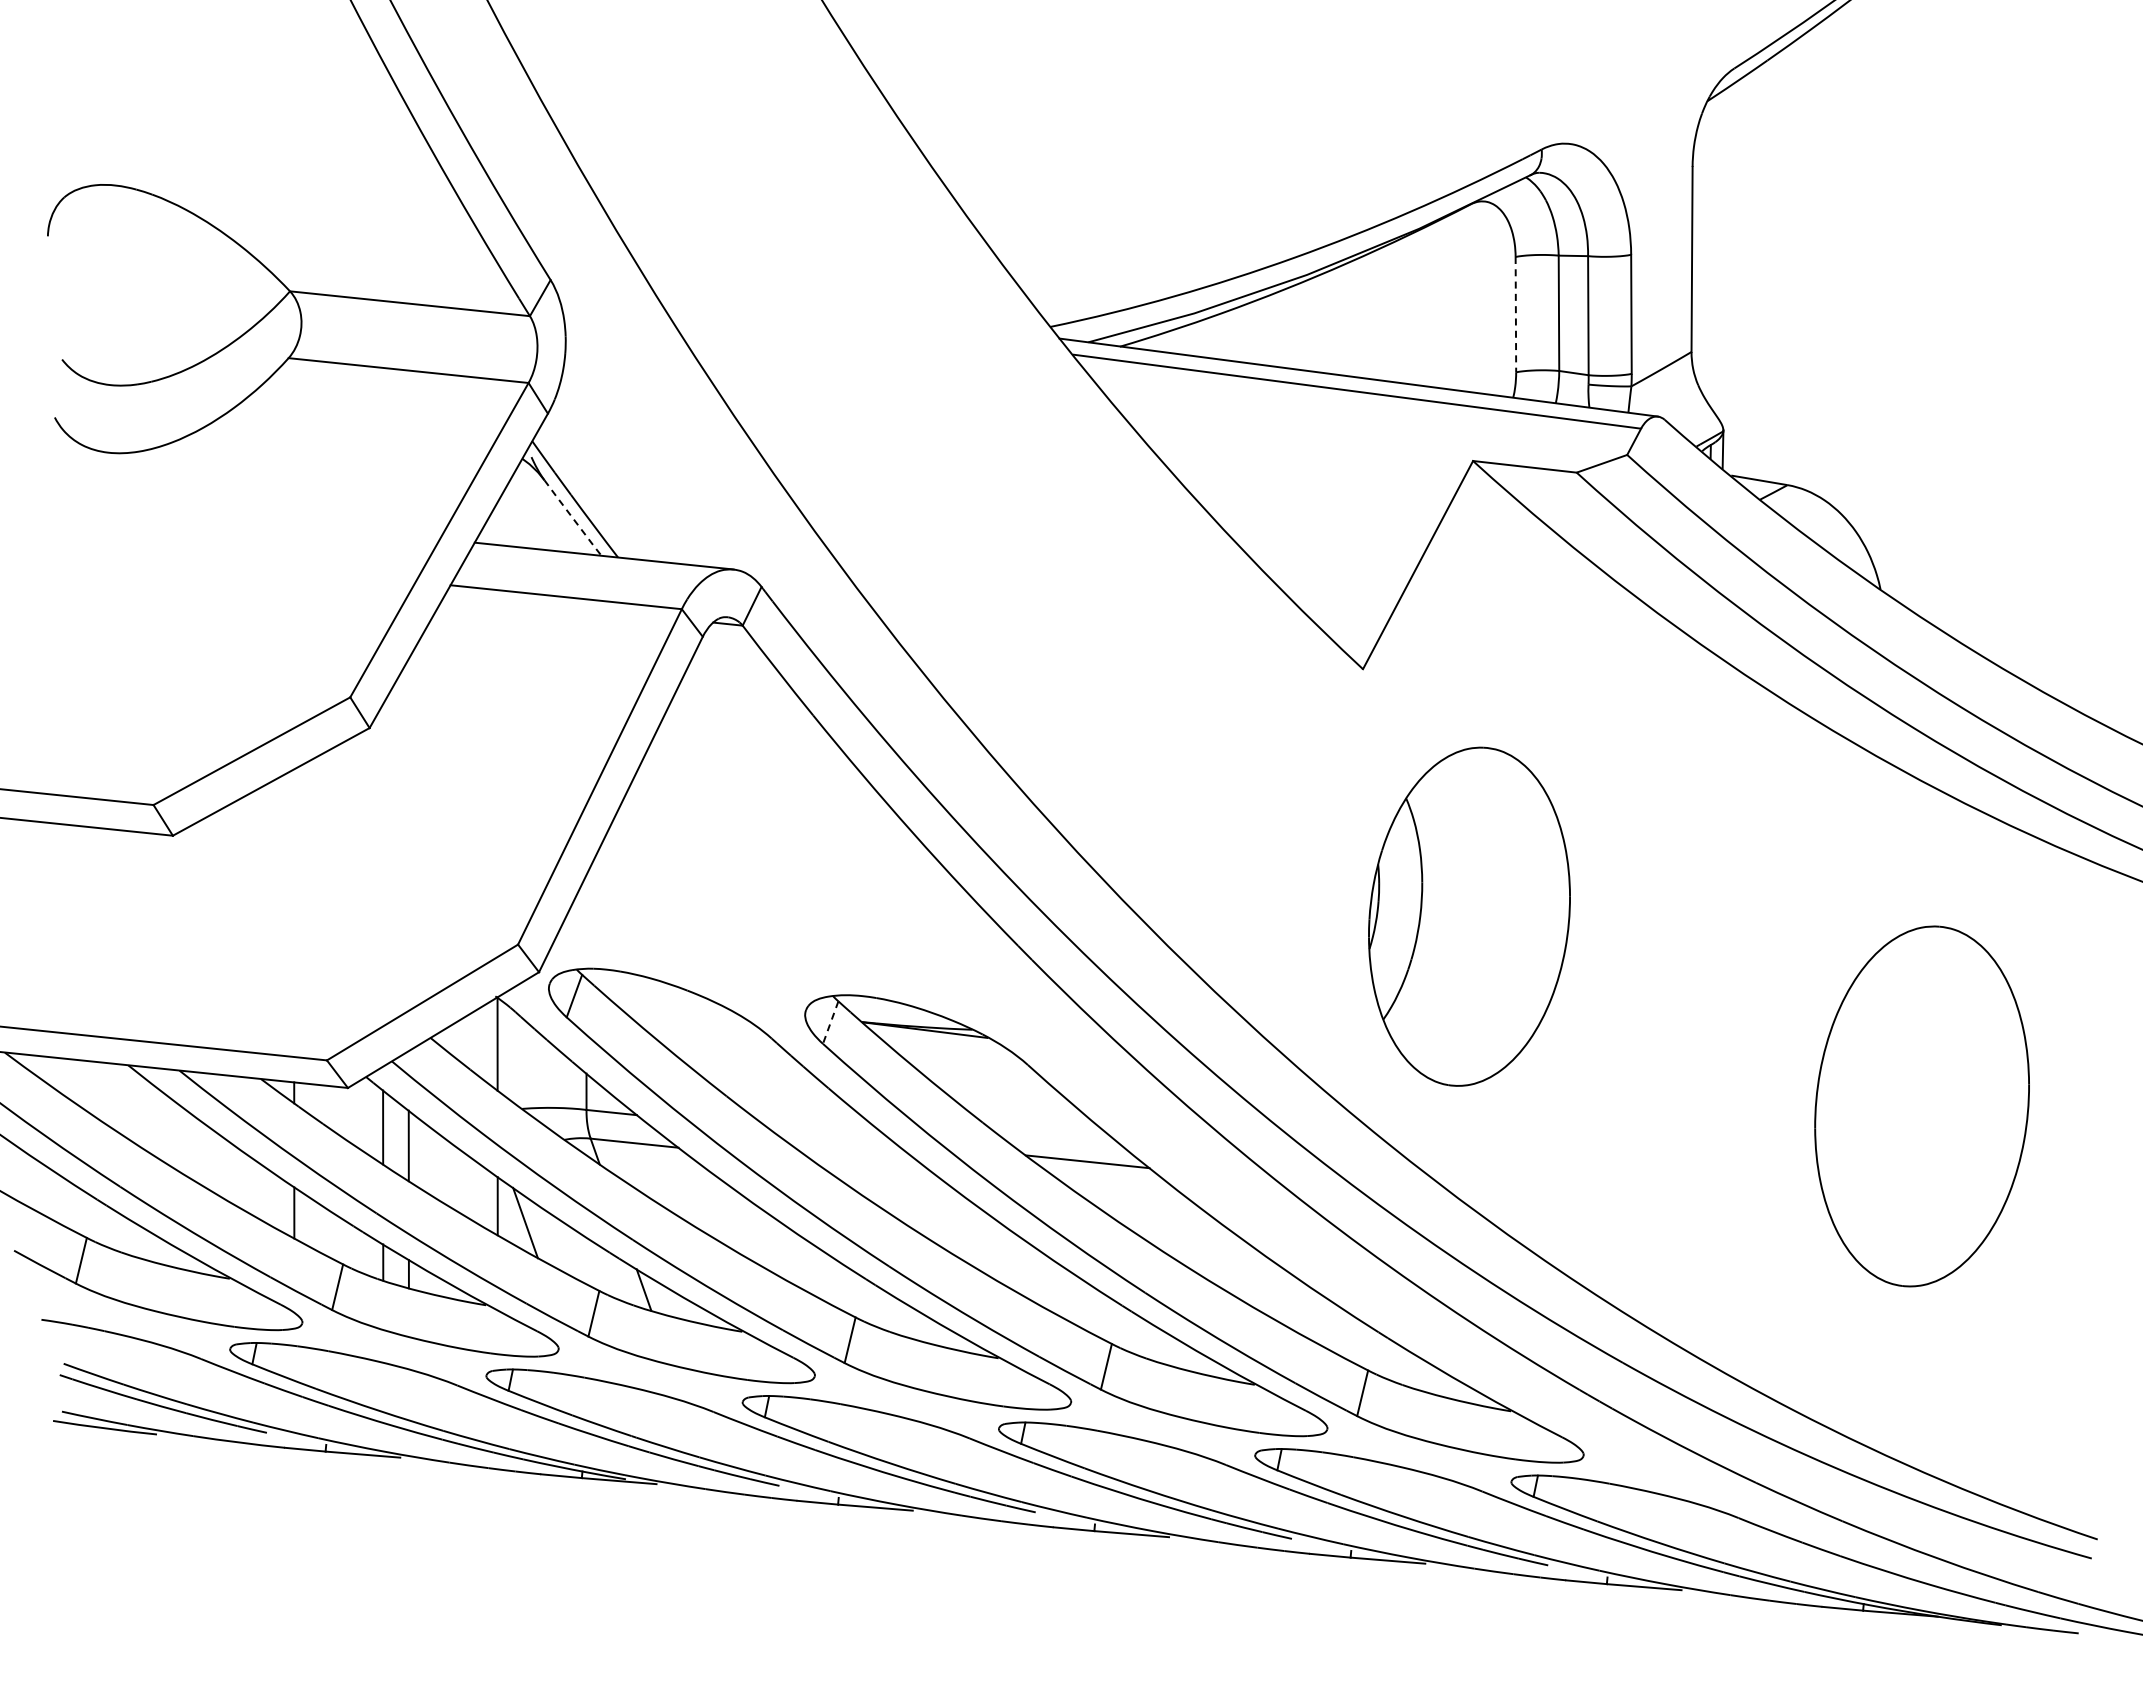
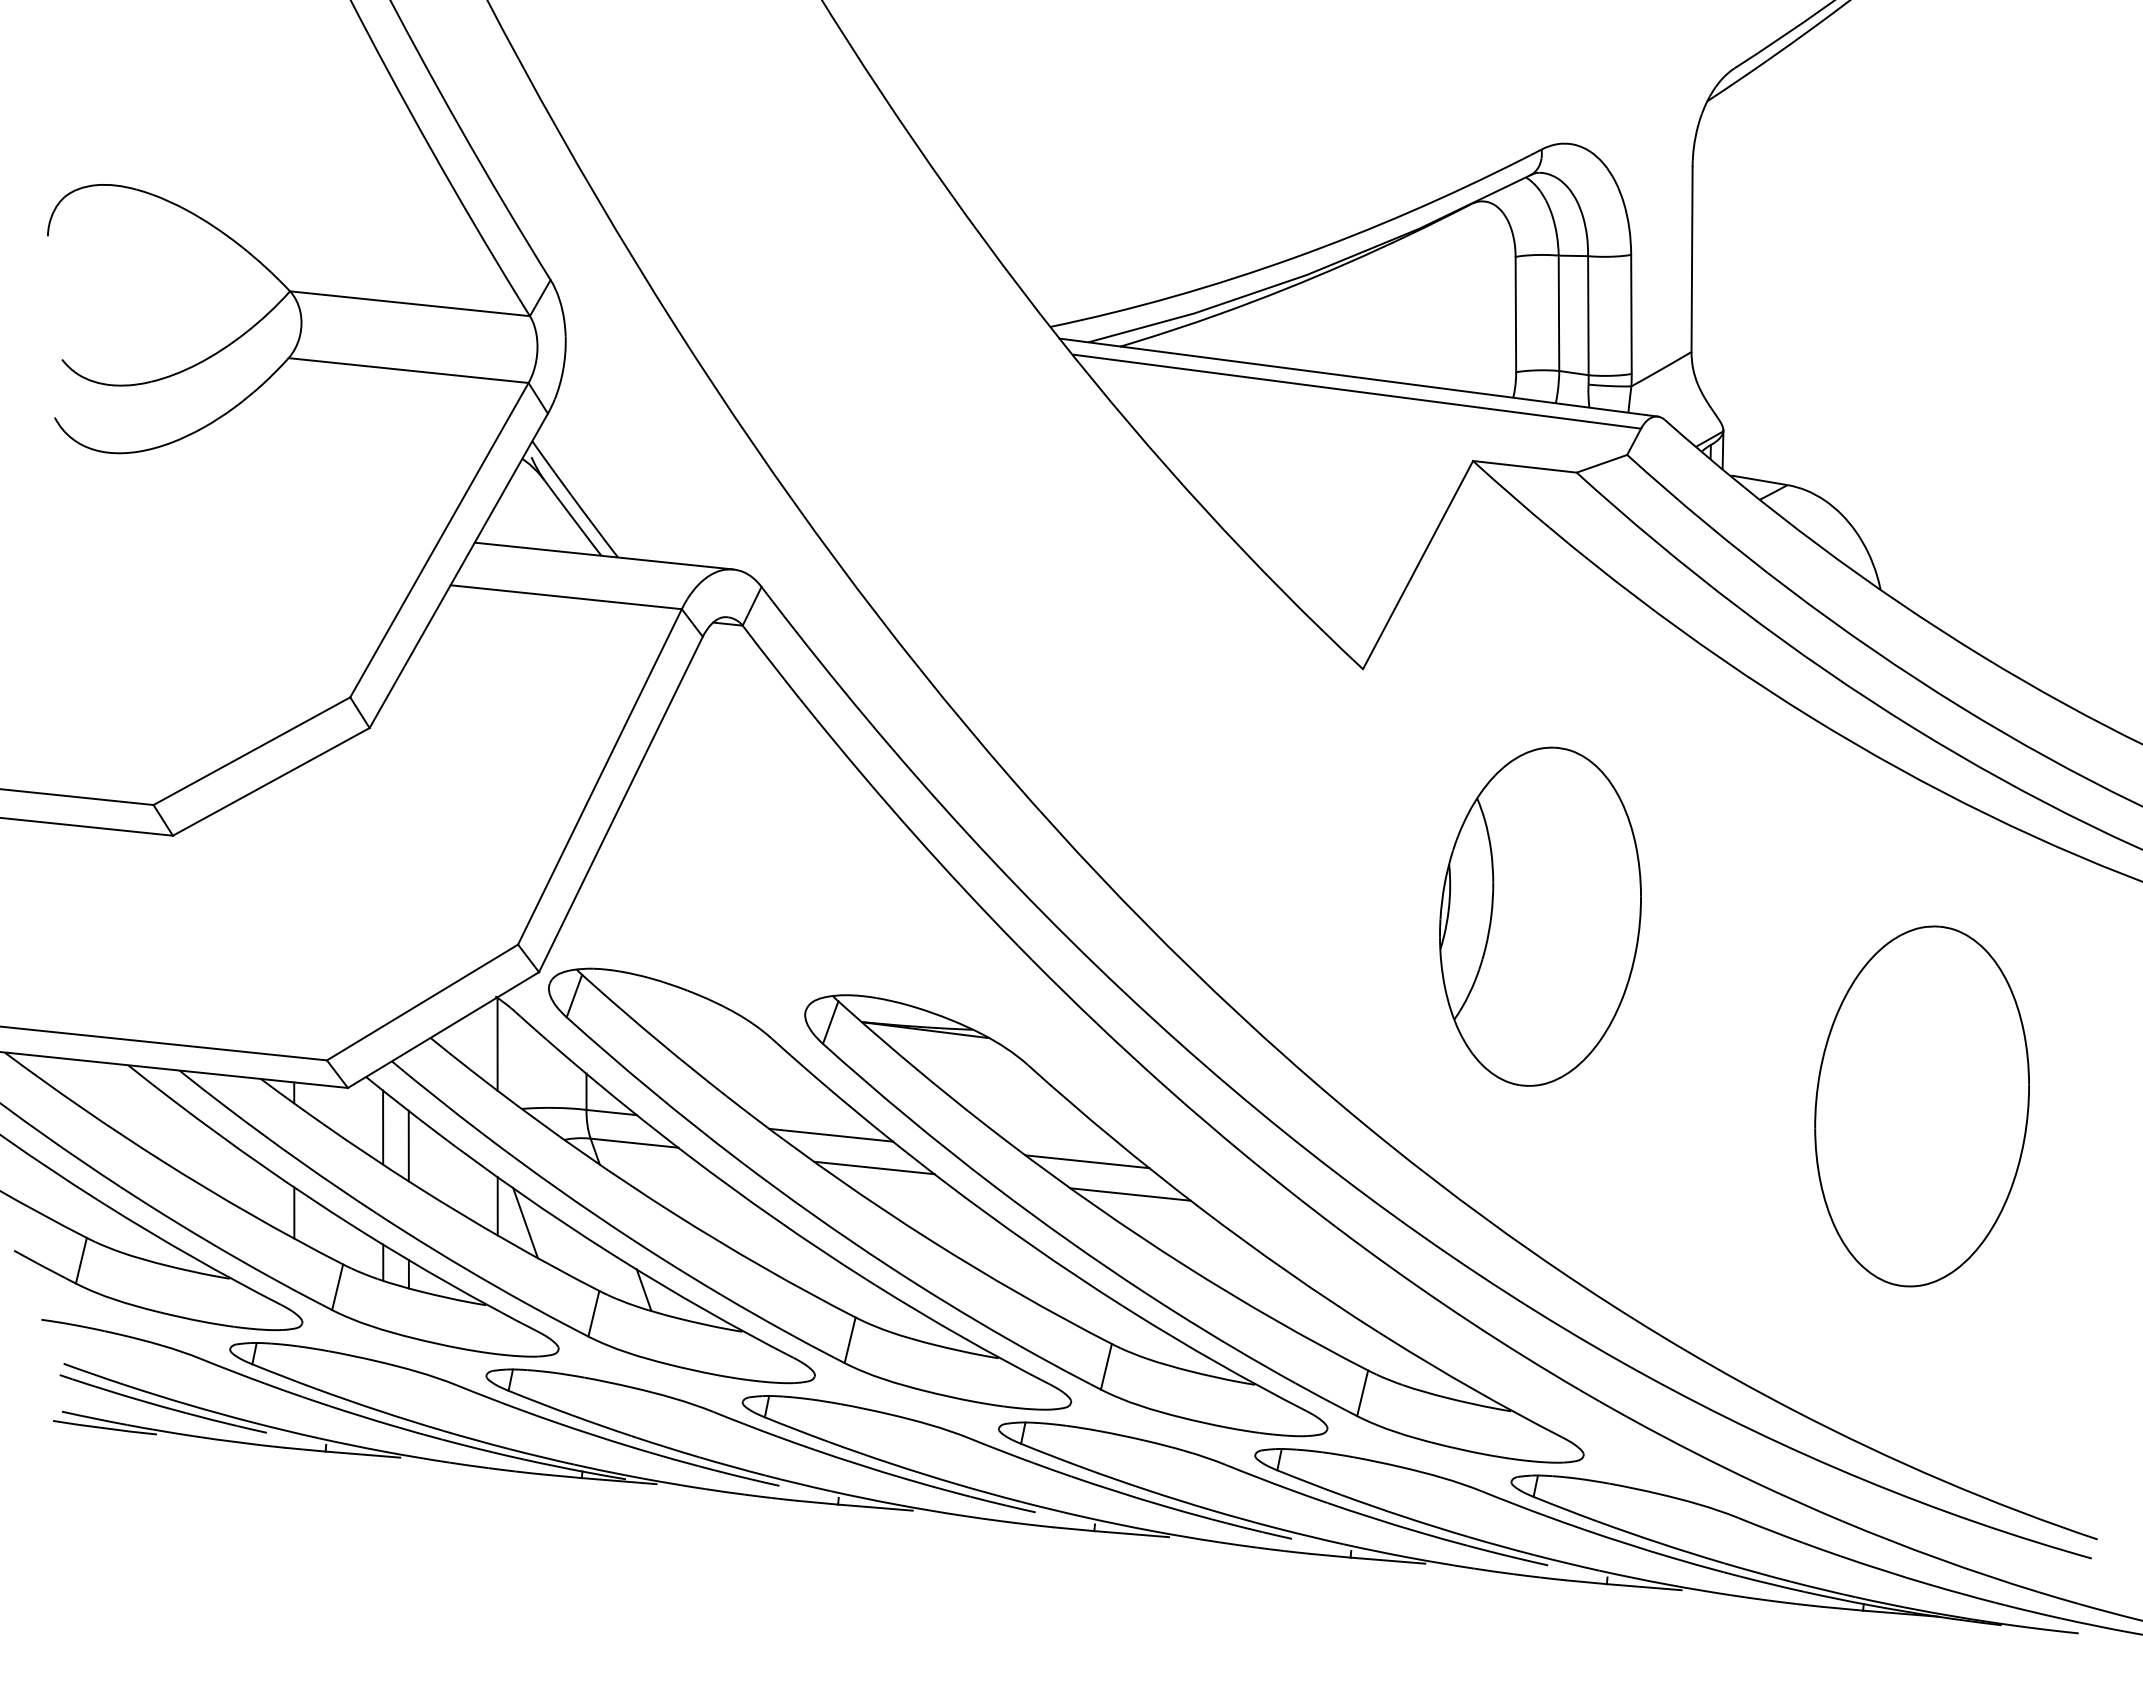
line: dashed -> solid (1515, 314)
line: dashed -> solid (573, 518)
part position: (1469, 916) -> (1540, 916) (1540, 916)
line: dashed -> solid (830, 1022)
line: none -> present (831, 1134)
line: none -> present (874, 1167)
line: none -> present (1130, 1194)
